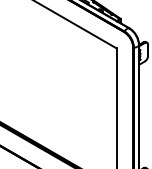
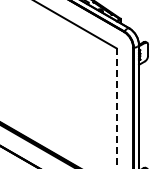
line: solid -> dashed (116, 108)
